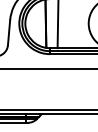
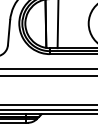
line: none -> present (48, 75)
line: none -> present (48, 104)
